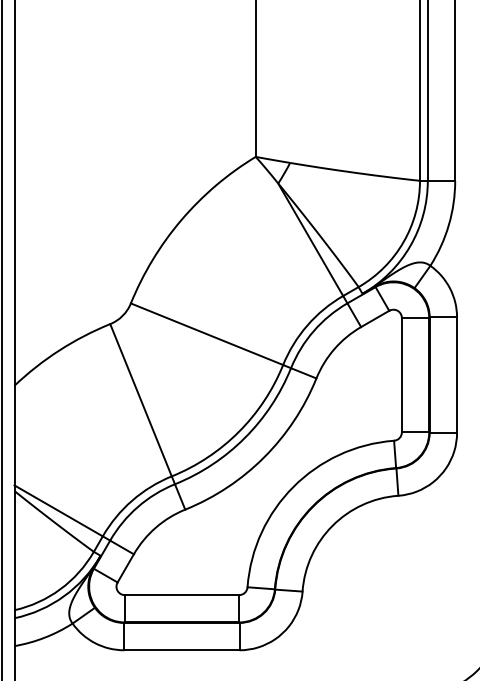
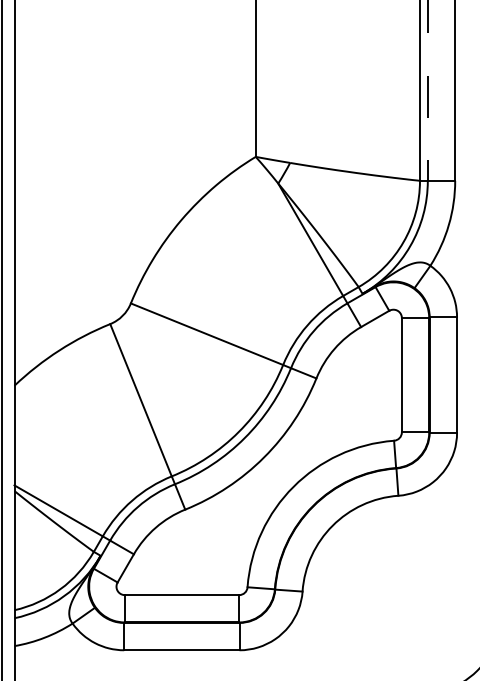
line: solid -> dashed (427, 91)
